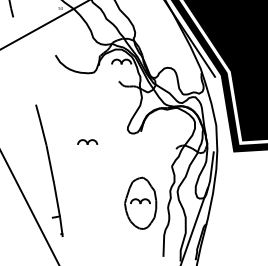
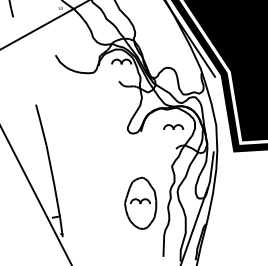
part position: (87, 141) -> (173, 126) (173, 126)
line position: (29, 207) -> (36, 195) (36, 195)
